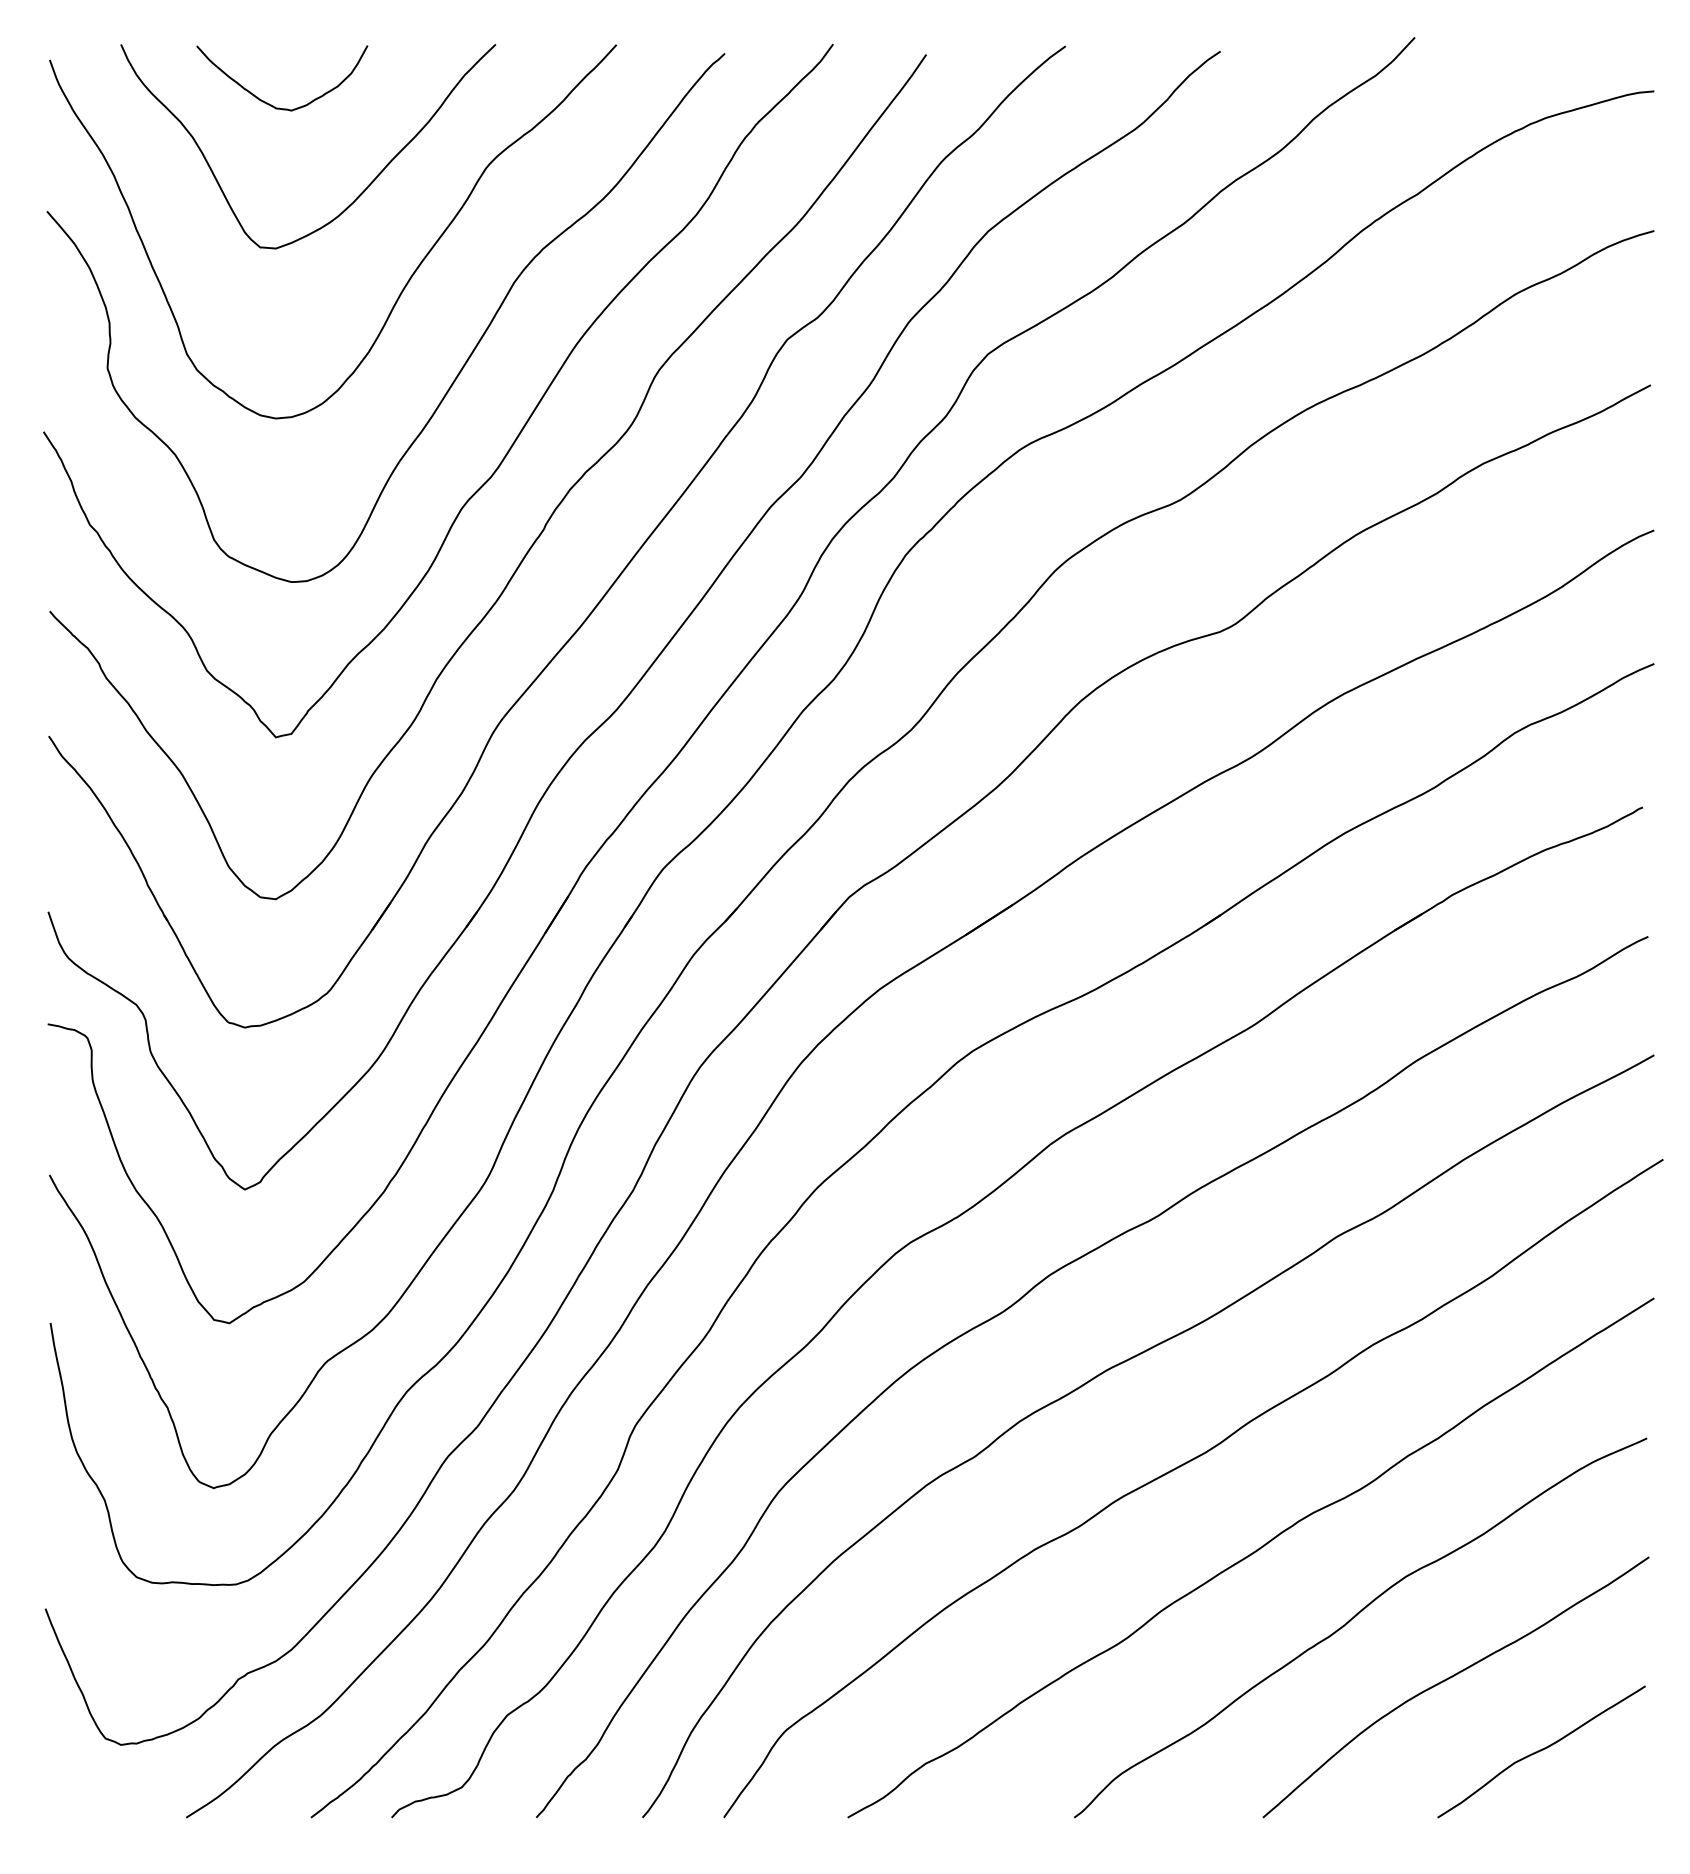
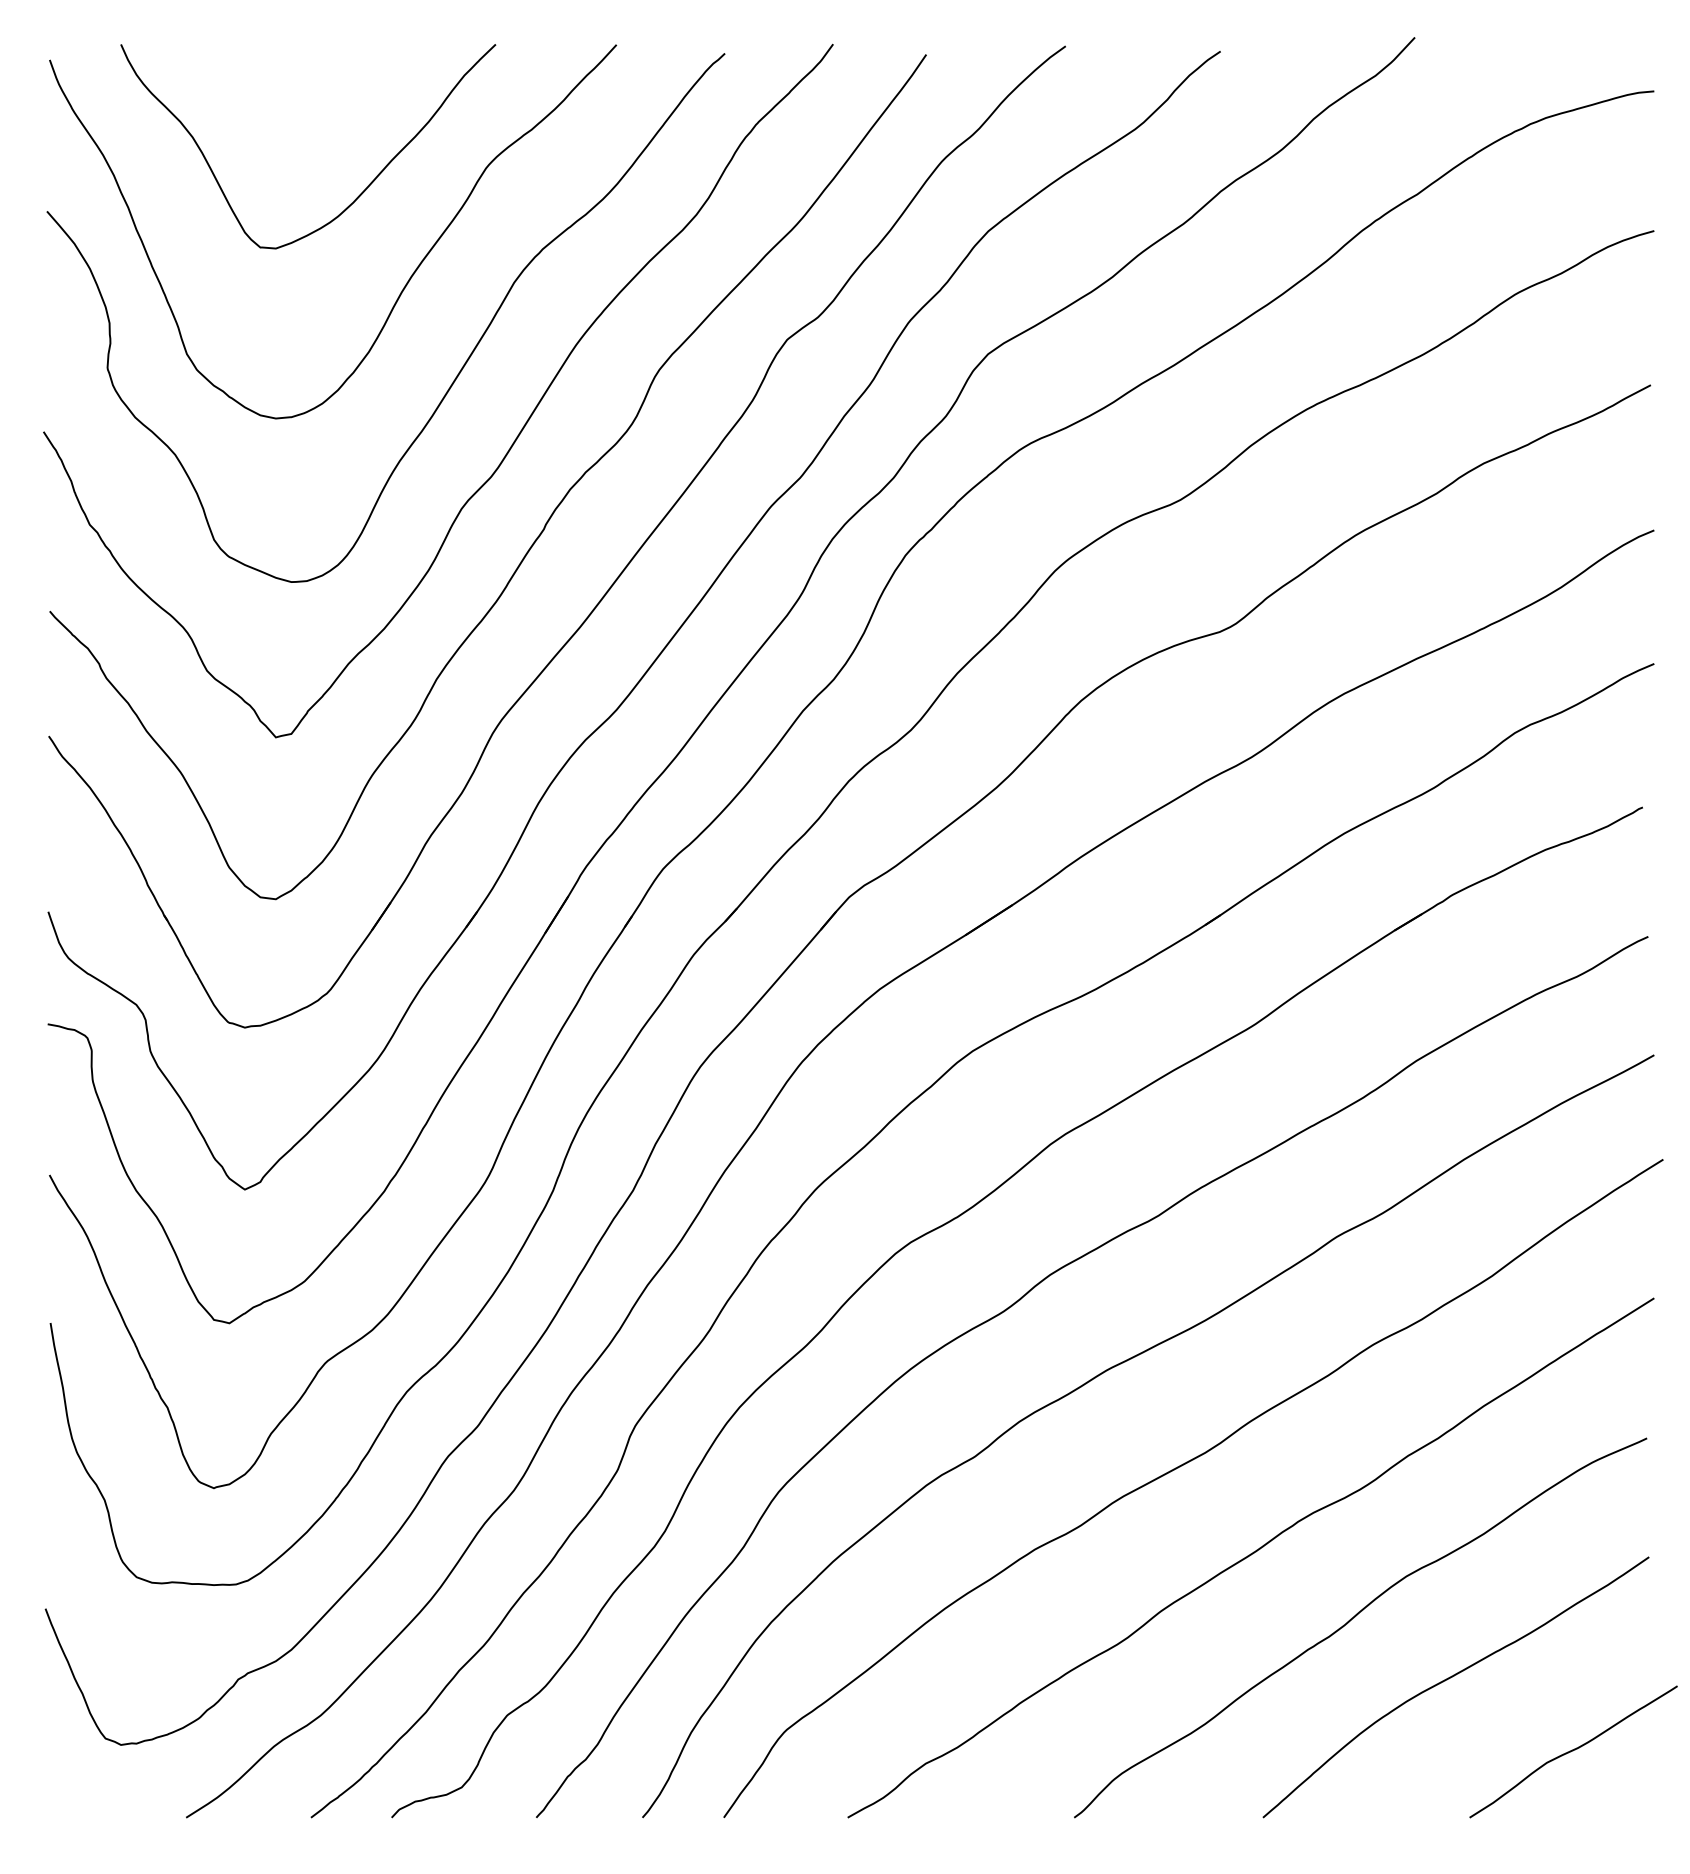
curve: present -> none (269, 103)
curve position: (1541, 1751) -> (1573, 1751) (1573, 1751)
